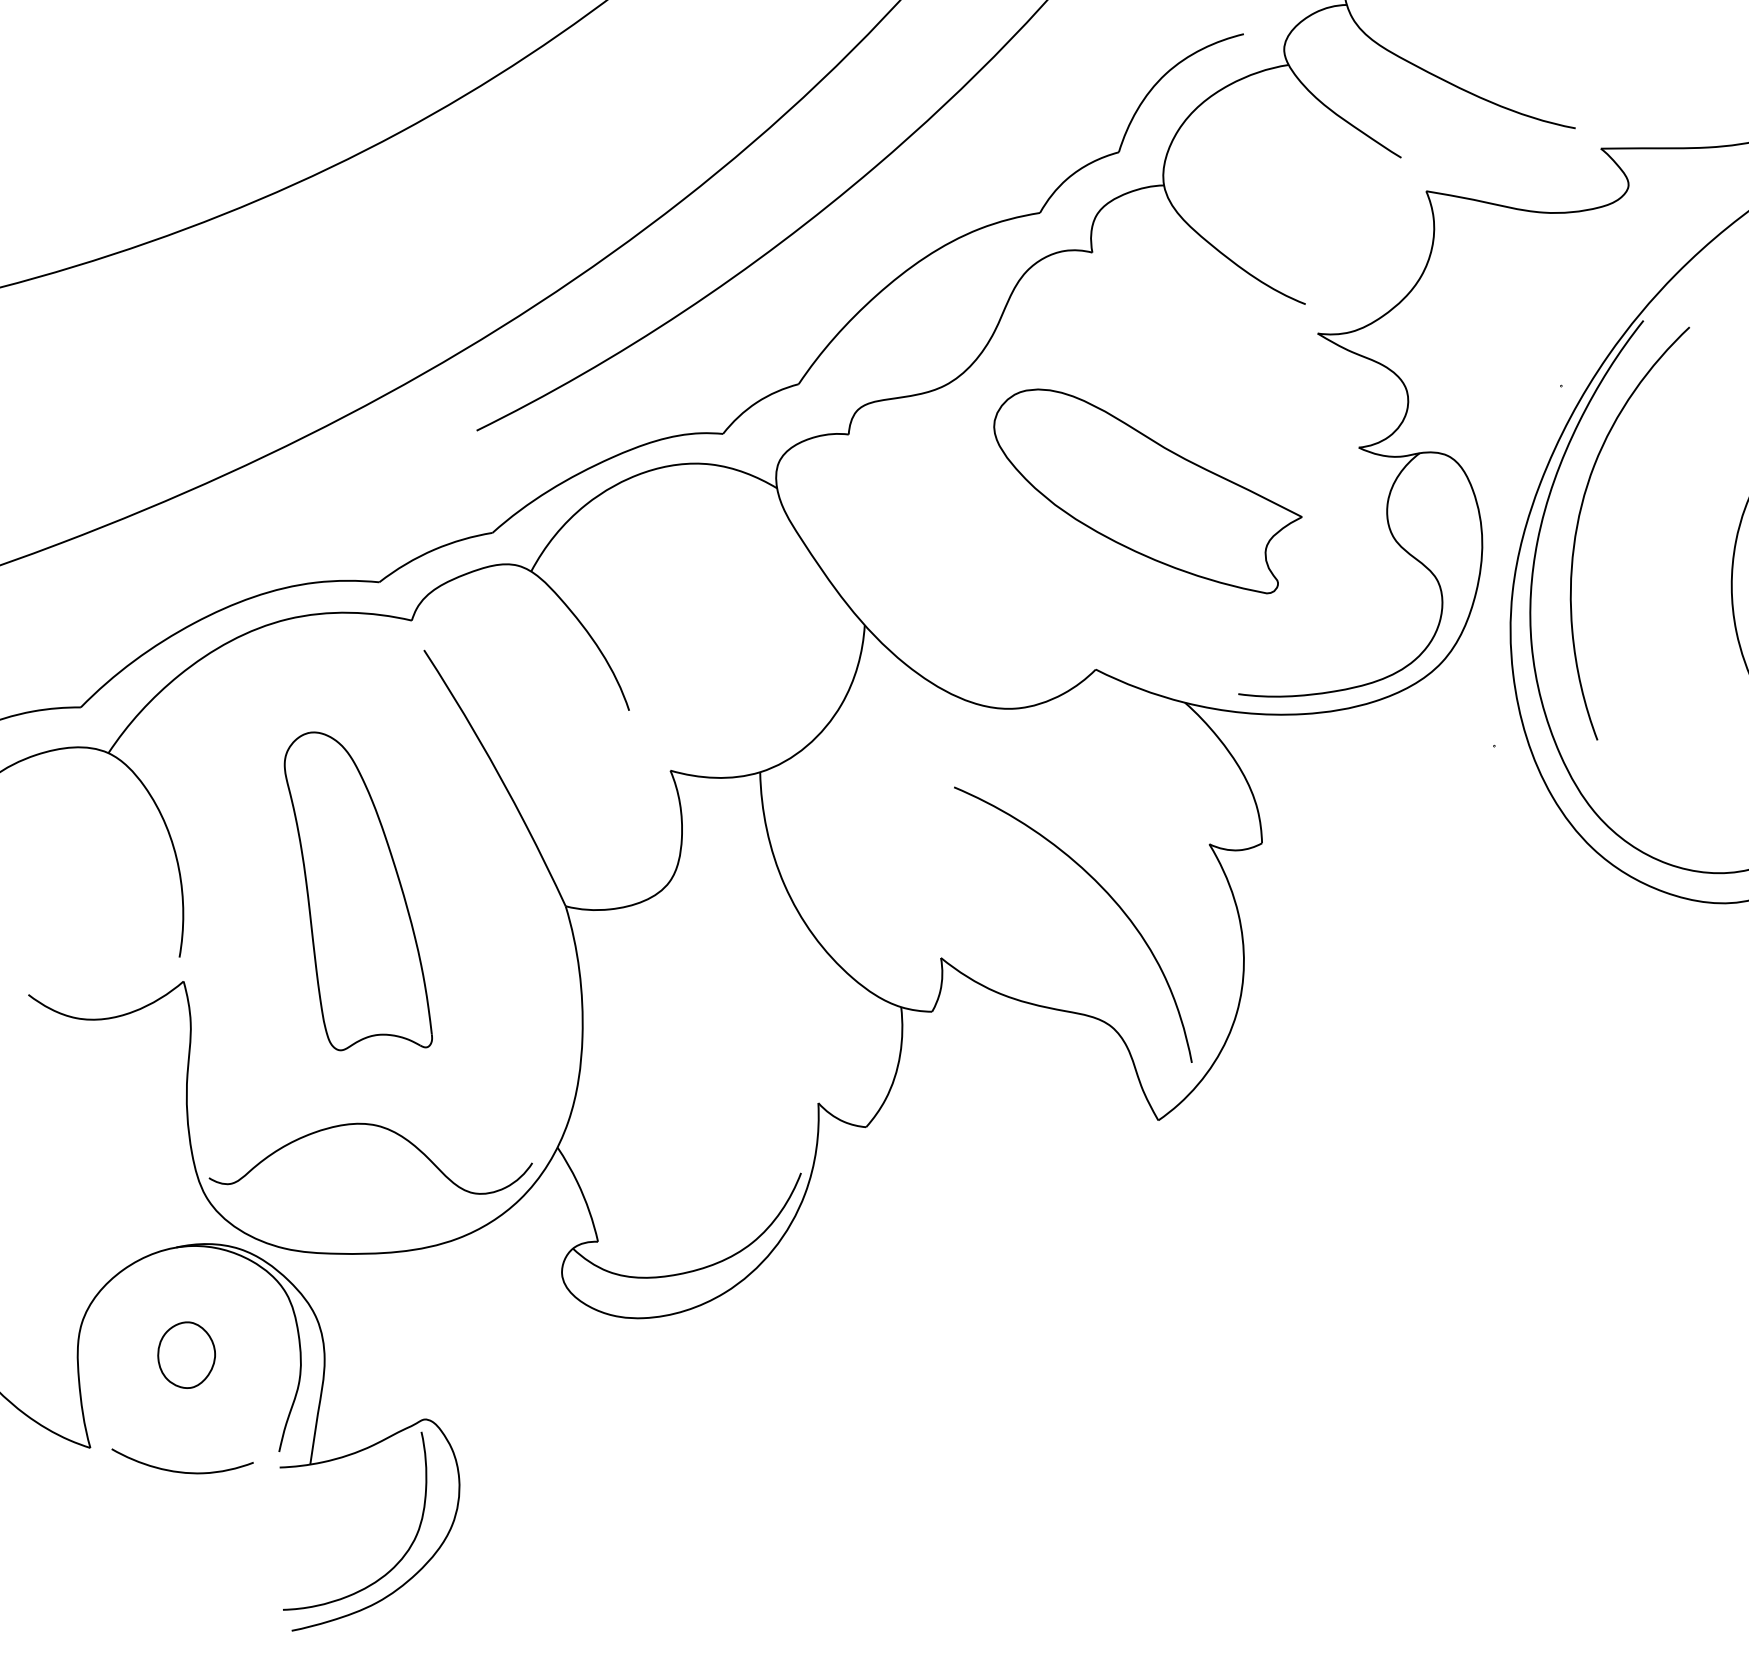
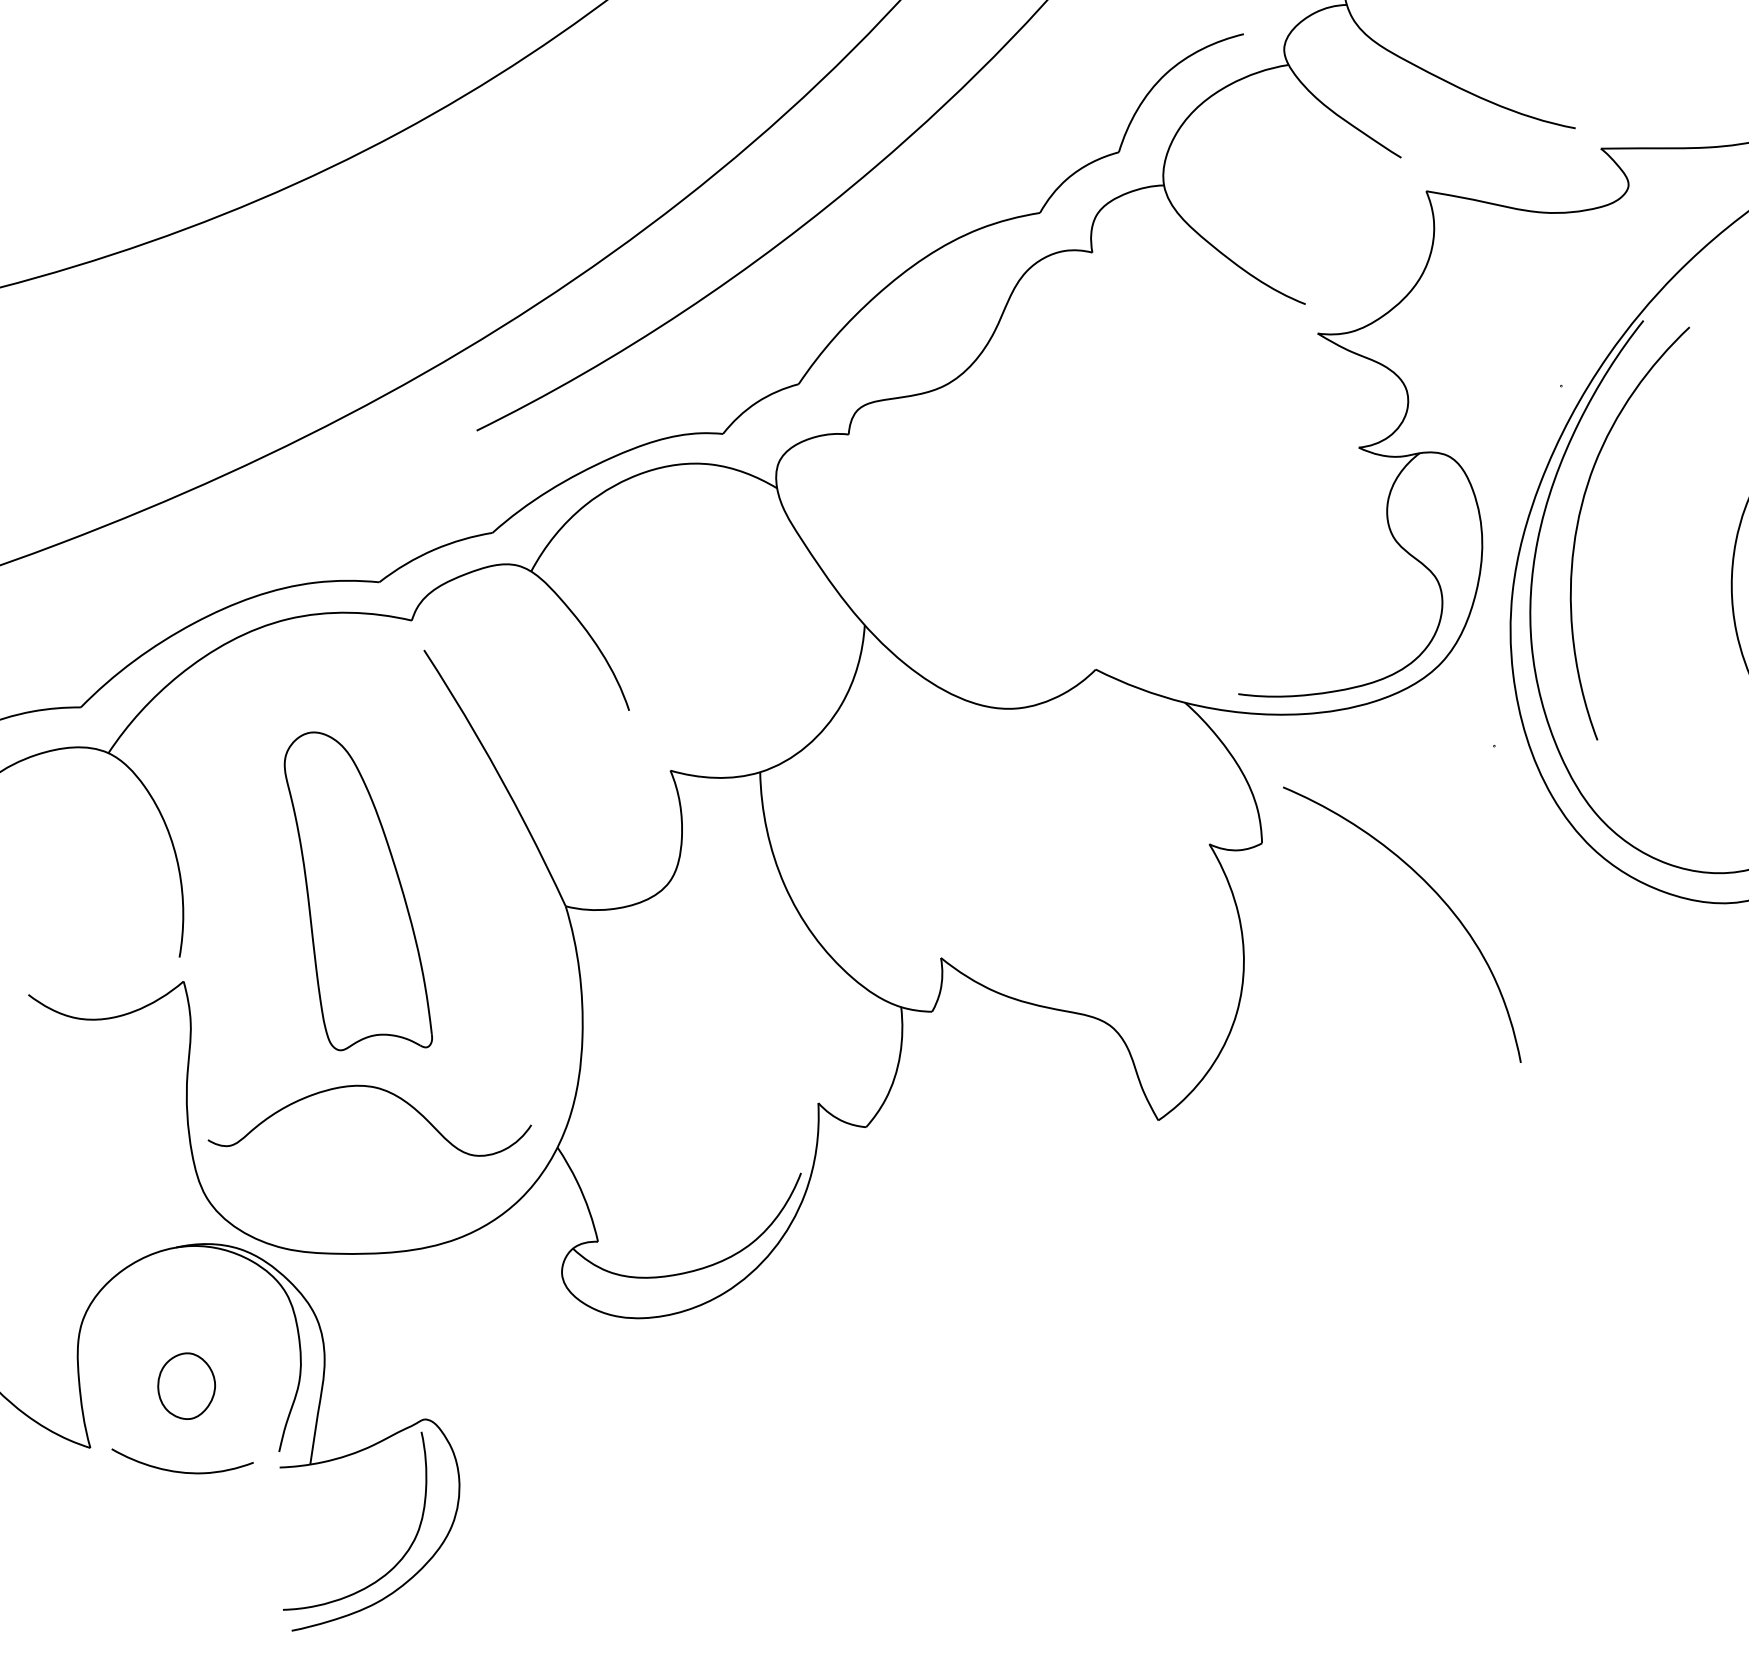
part: present -> none (1147, 491)
curve position: (1105, 892) -> (1434, 892) (1434, 892)
curve position: (374, 1126) -> (373, 1088) (373, 1088)
part position: (186, 1354) -> (186, 1385) (186, 1385)
